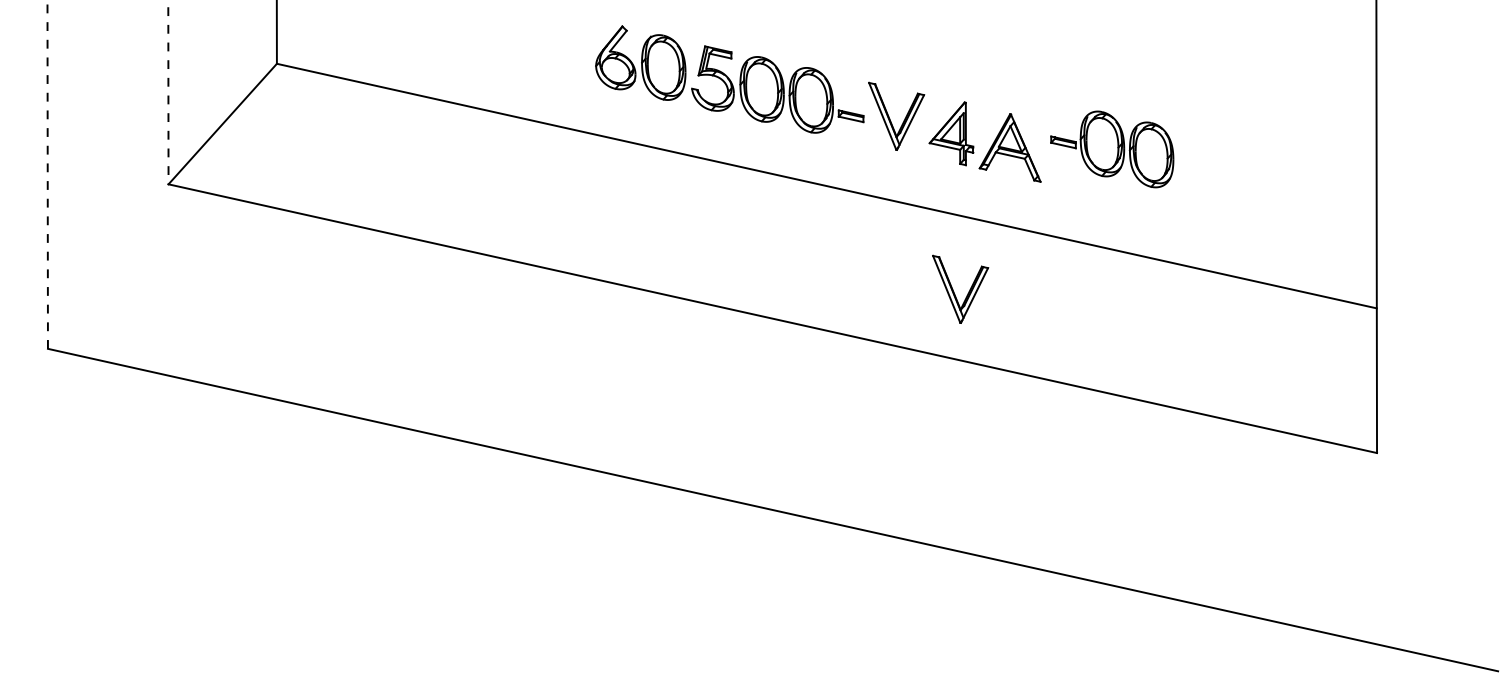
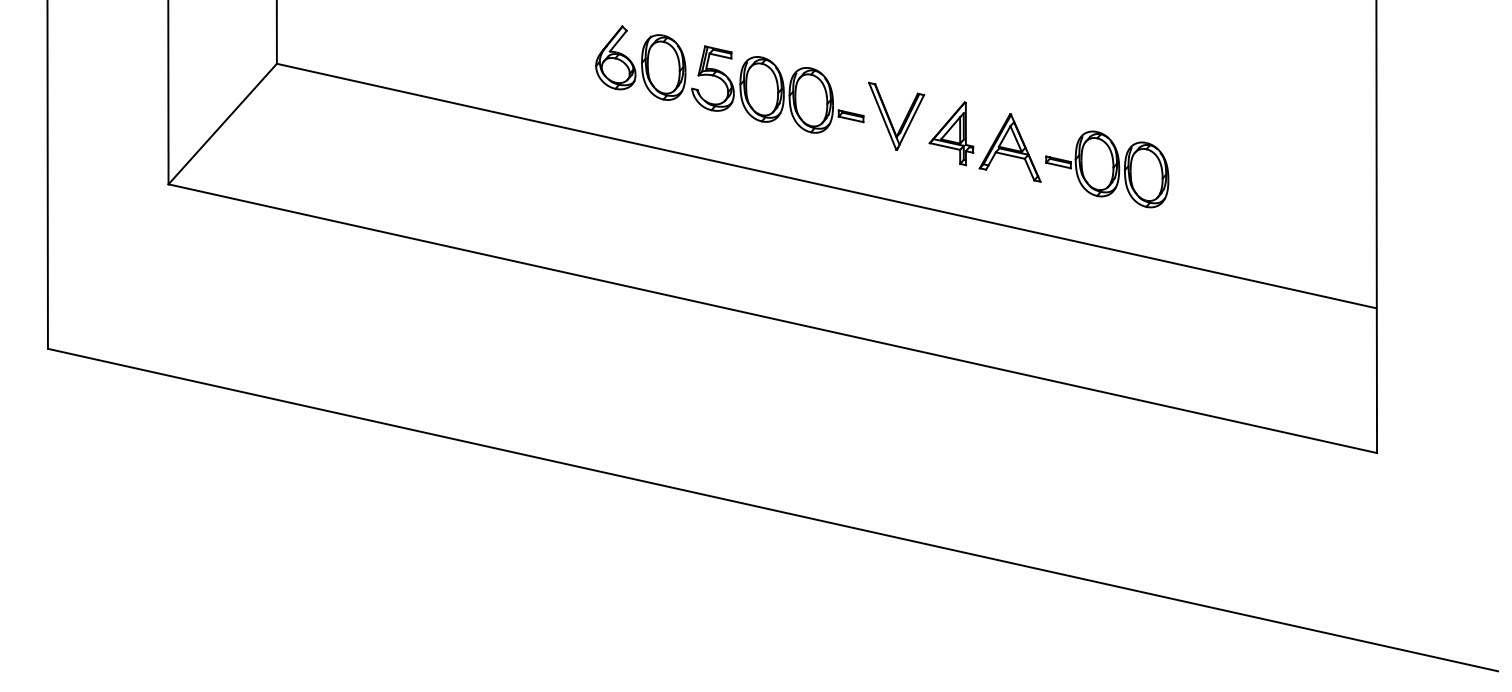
line: dashed -> solid (168, 92)
part position: (1112, 149) -> (1107, 169) (1107, 169)
line: dashed -> solid (47, 174)
part: present -> none (954, 291)
